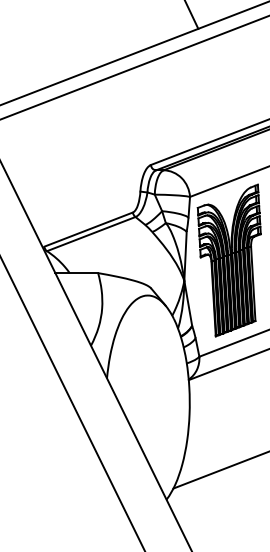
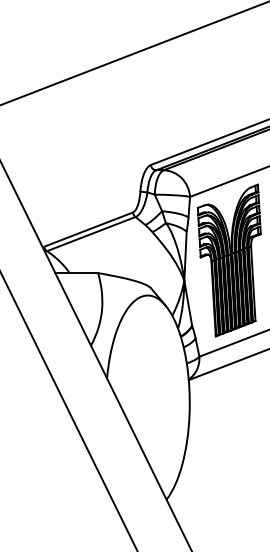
line: present -> none (191, 15)
line: present -> none (134, 67)
line position: (72, 404) -> (69, 411) (69, 411)
line: present -> none (219, 470)
